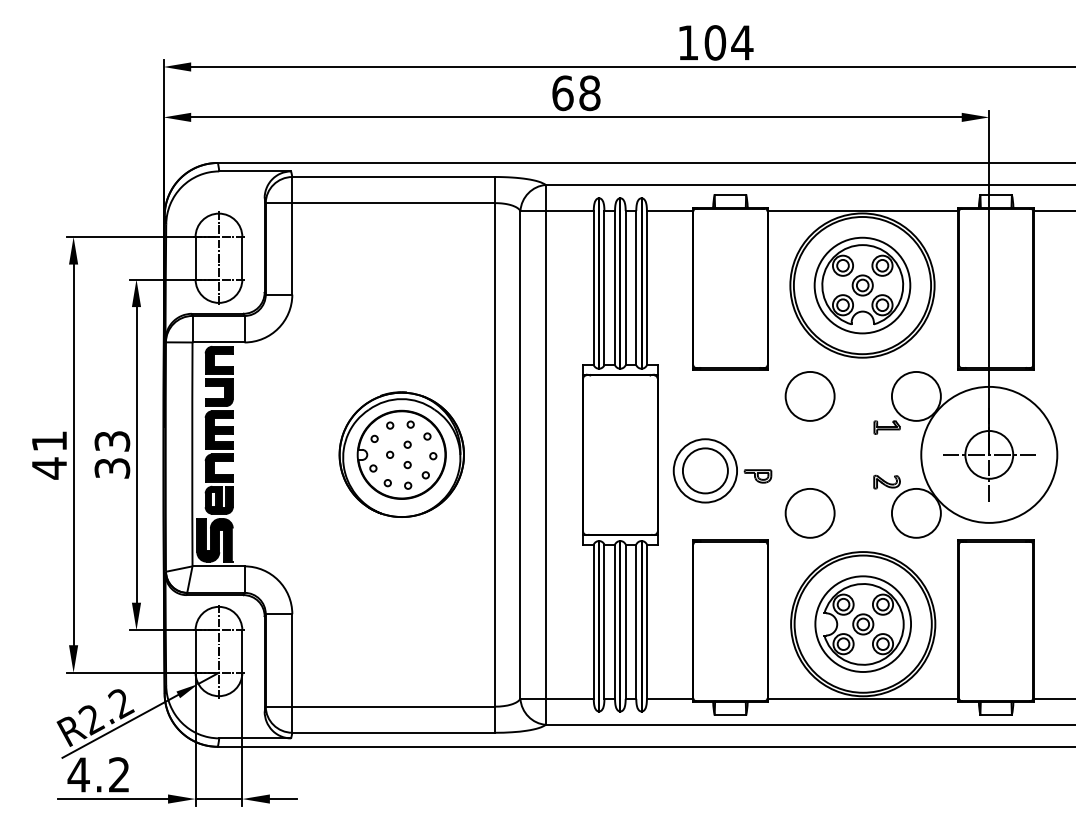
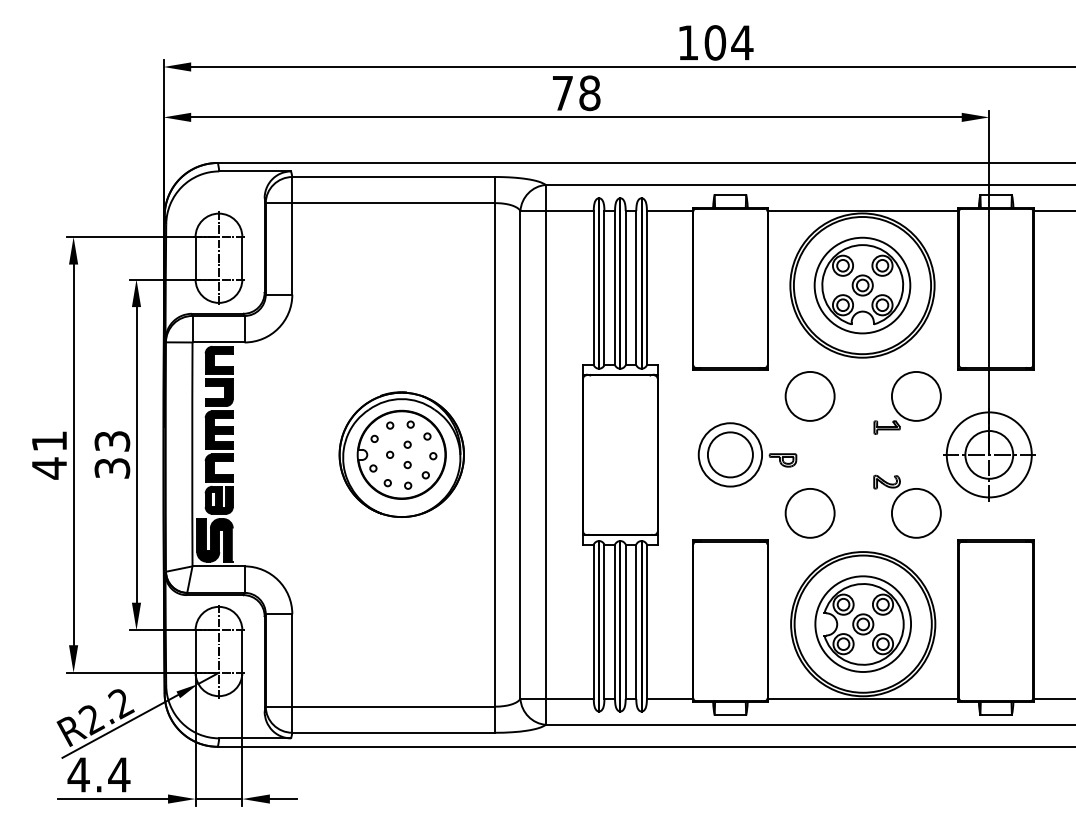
text: 68 -> 78 (562, 93)
circle diameter: 136 px -> 85 px (988, 454)
part position: (722, 470) -> (747, 454) (747, 454)
text: 4.2 -> 4.4 (119, 774)
